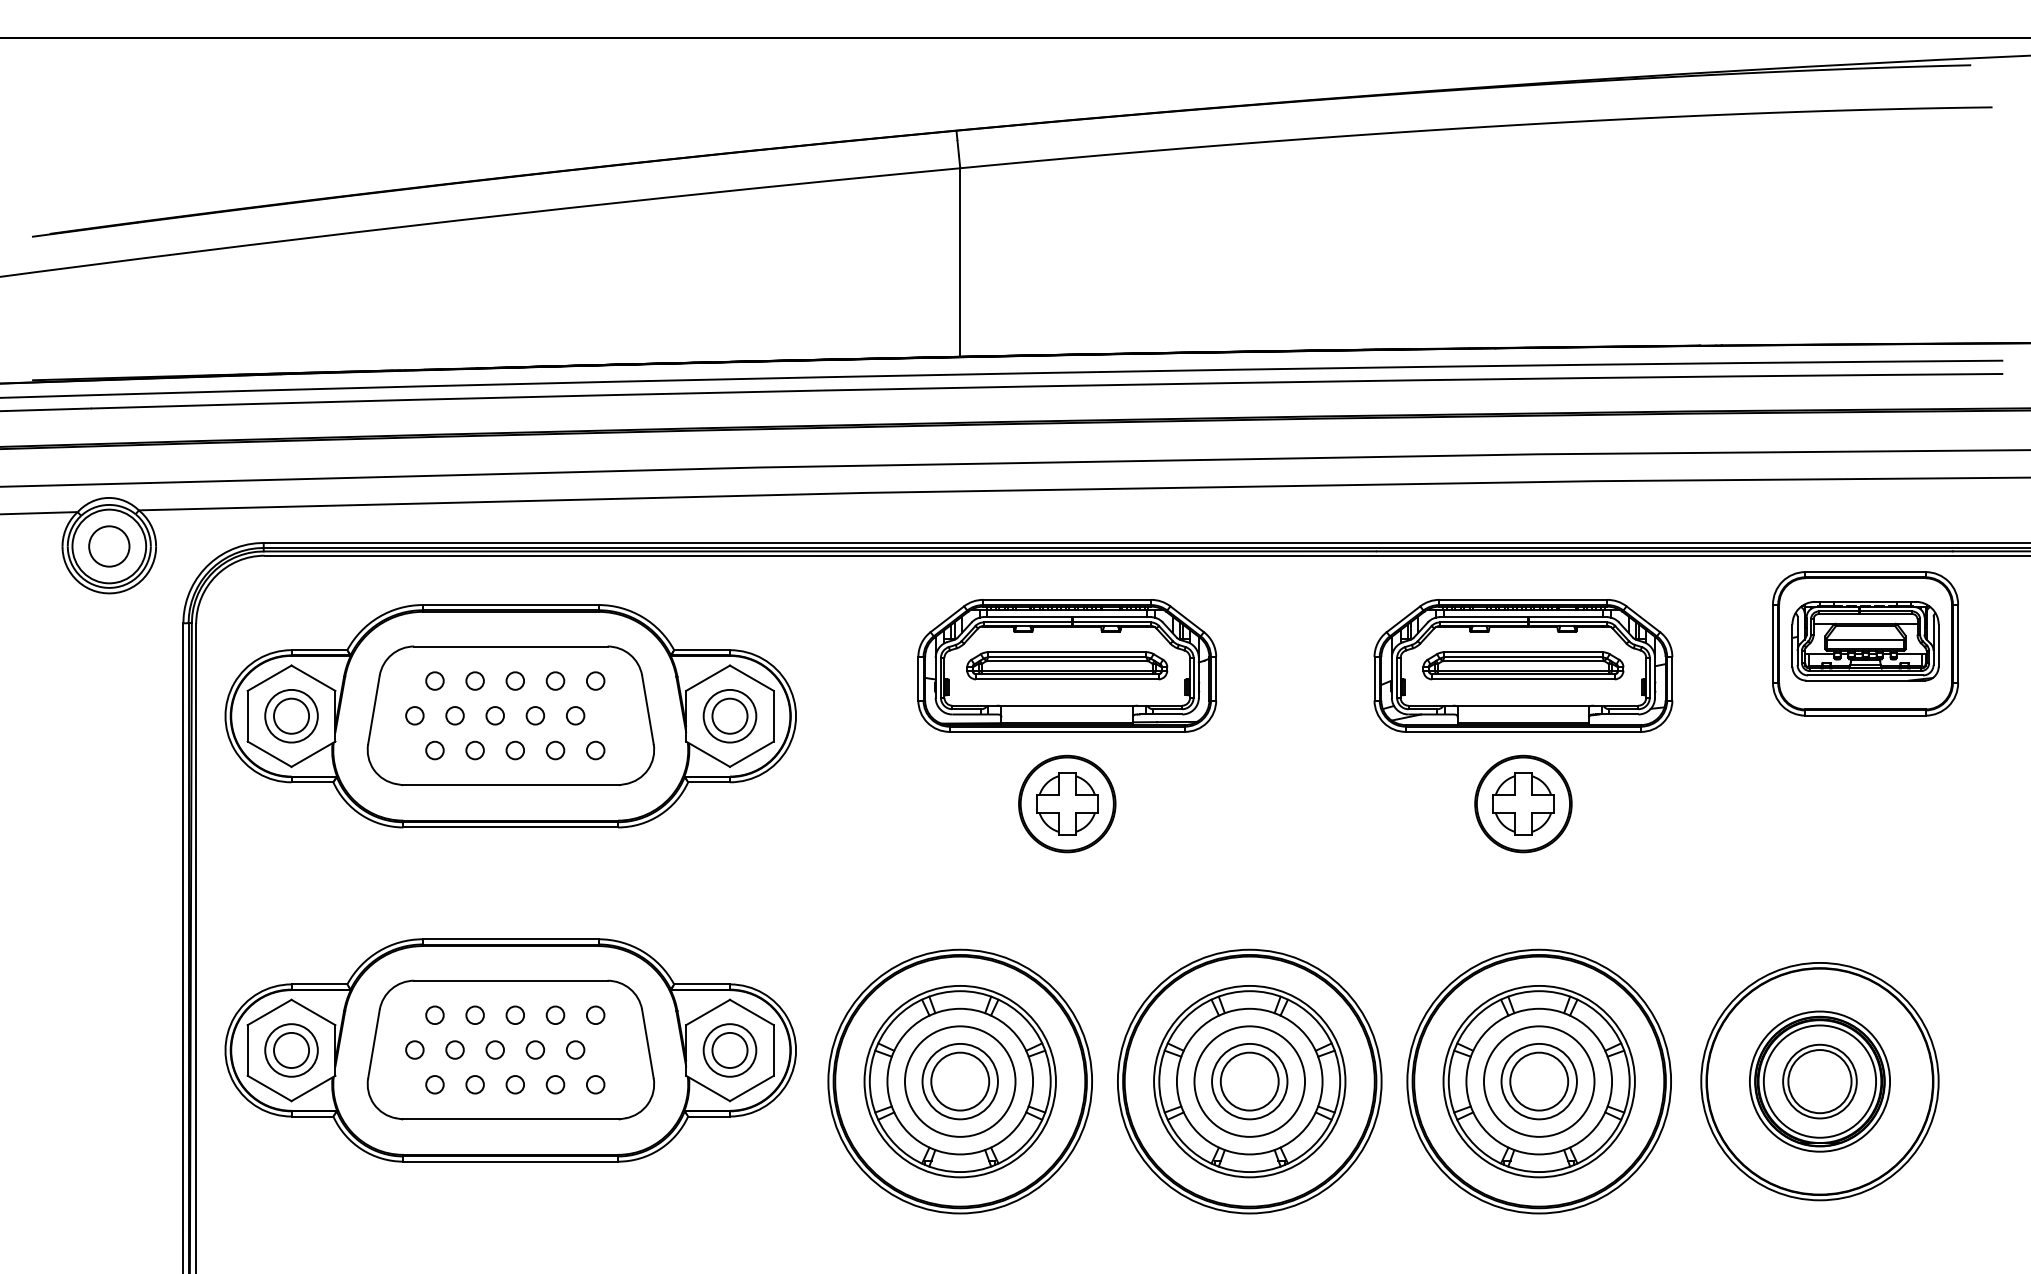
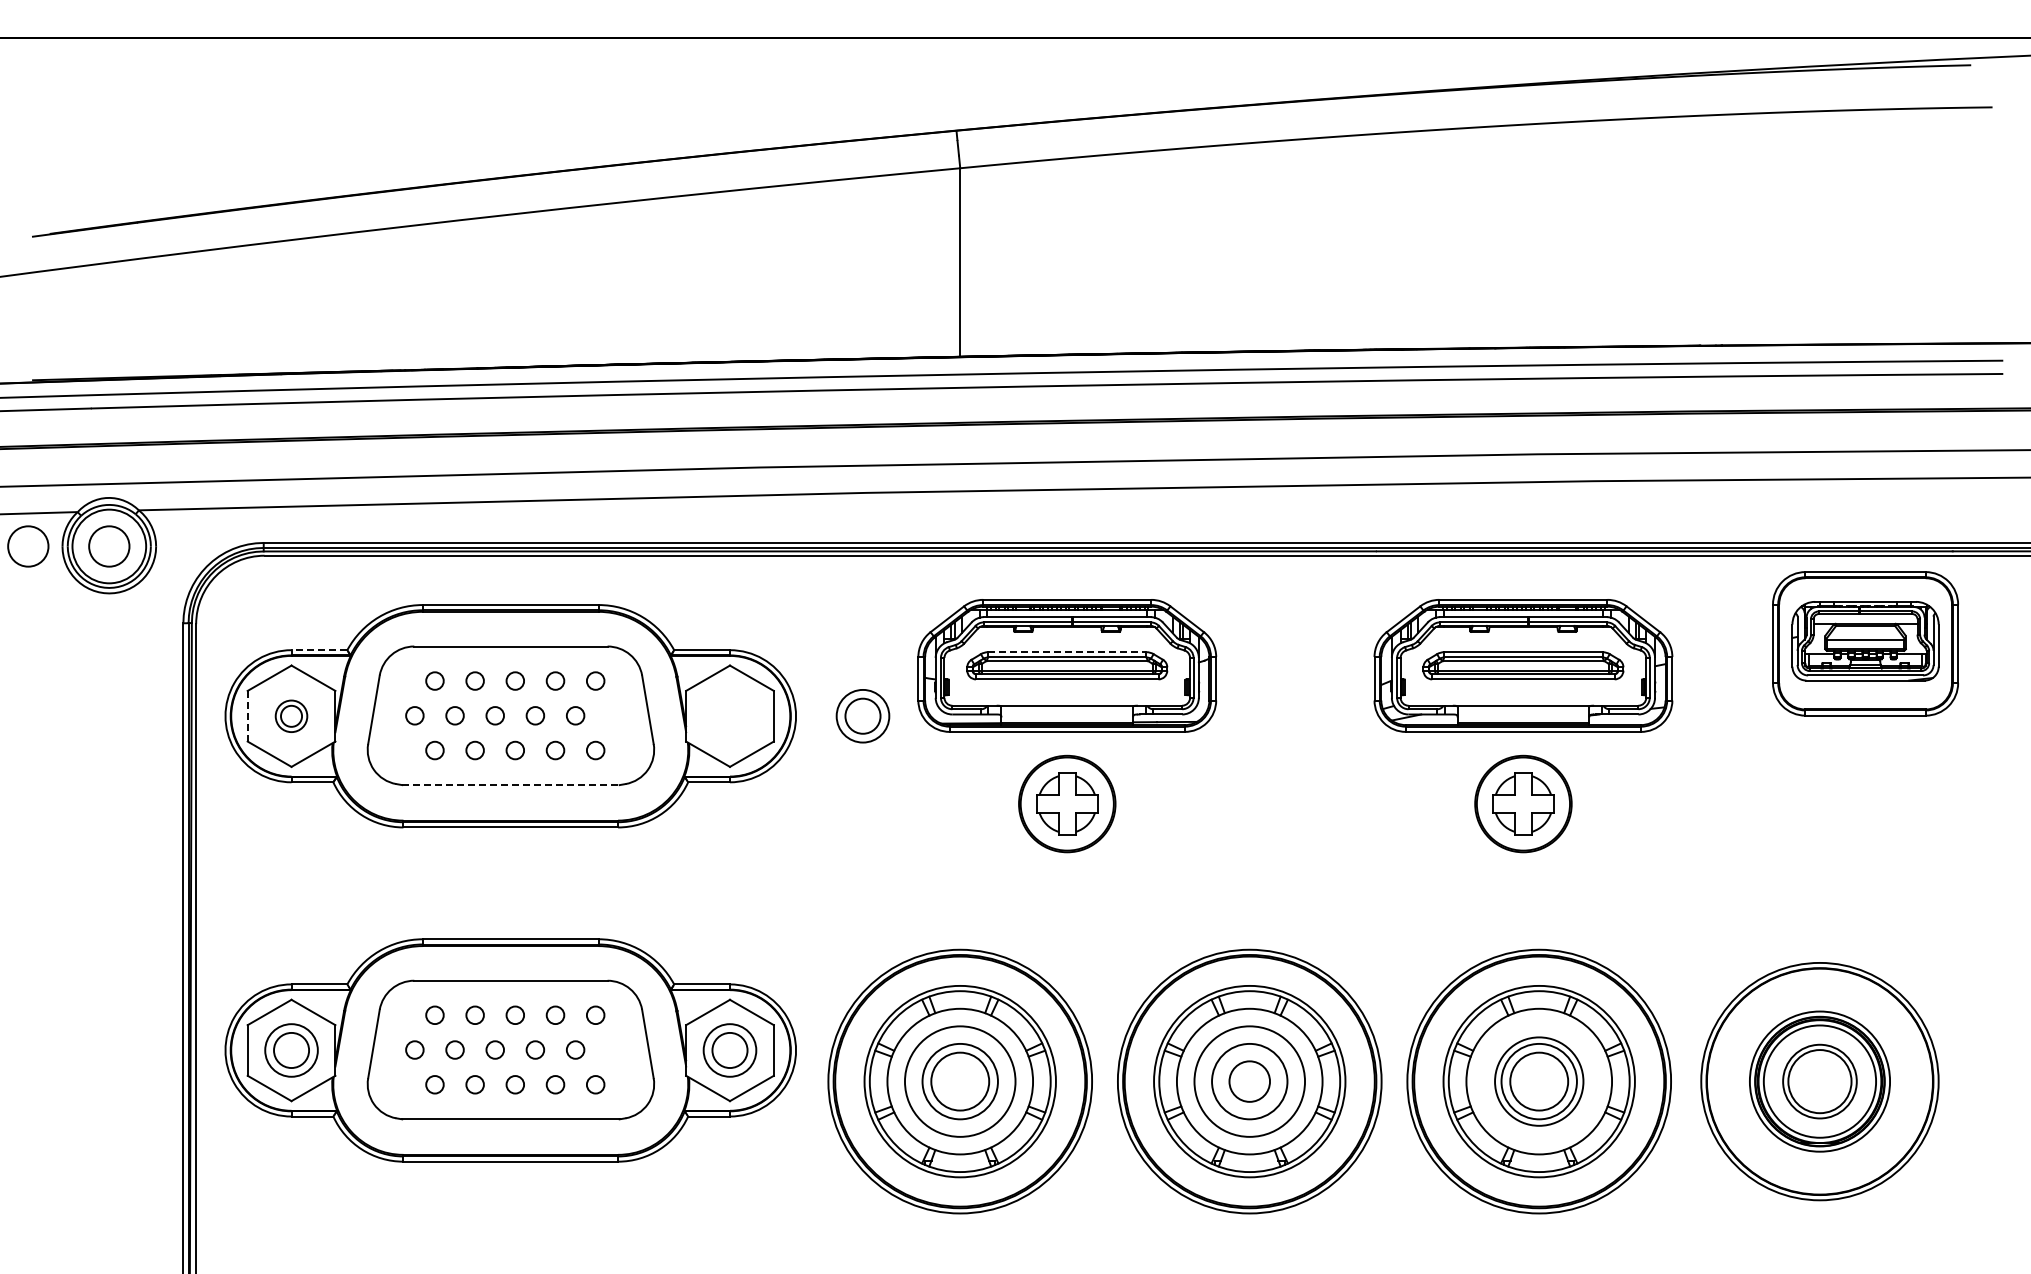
circle: none -> present (28, 546)
line: solid -> dashed (319, 650)
line: solid -> dashed (1067, 652)
line: solid -> dashed (247, 716)
part size: 55x55 px -> 35x34 px (291, 715)
part position: (729, 716) -> (862, 716) (862, 716)
line: solid -> dashed (510, 785)
circle diameter: 58 px -> 41 px (1249, 1081)
circle diameter: 111 px -> 88 px (1539, 1081)
